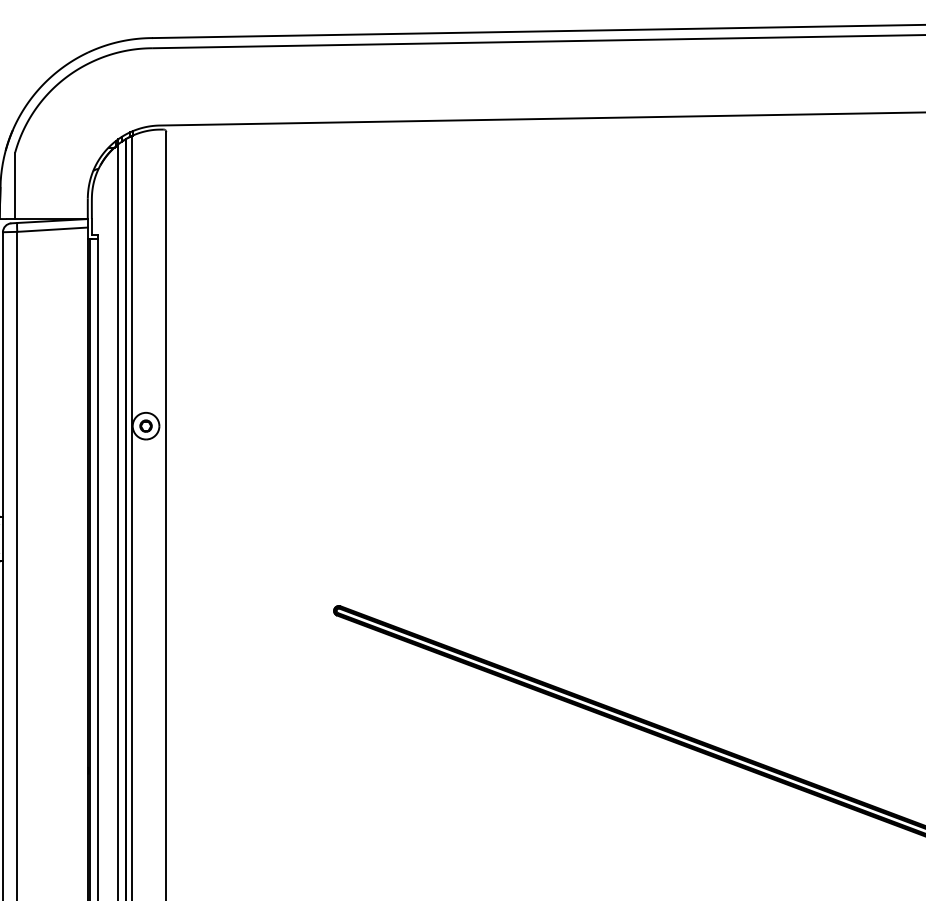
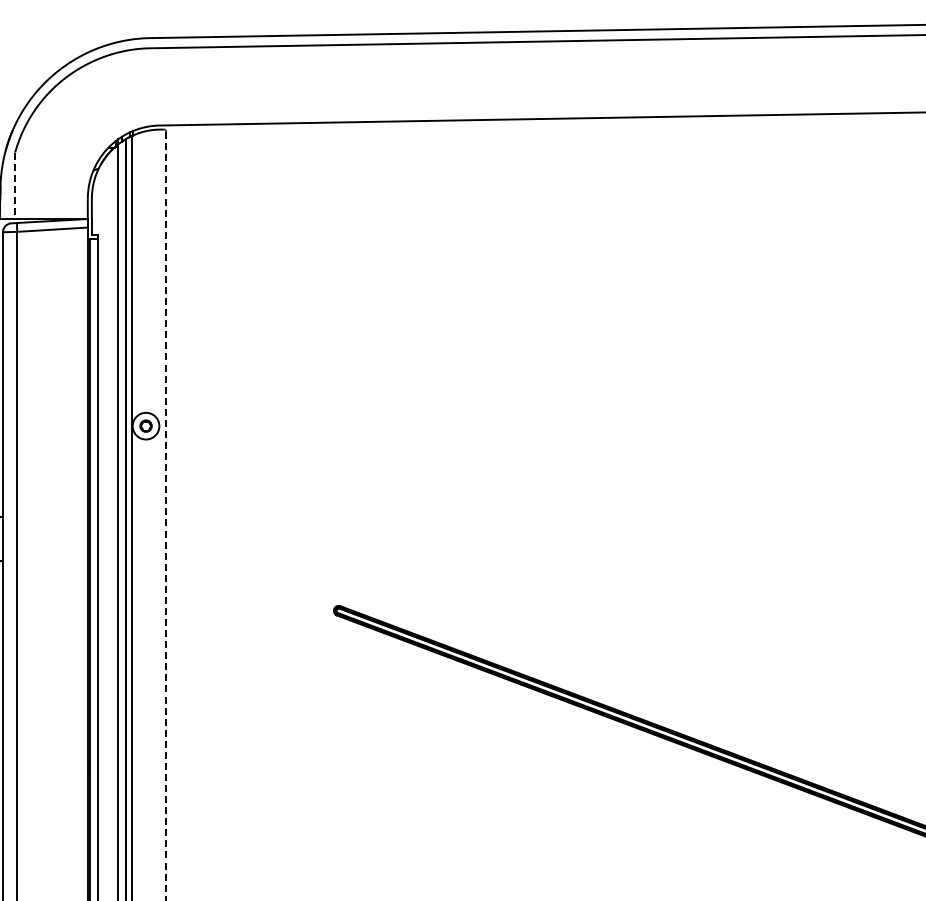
line: solid -> dashed (15, 186)
line: solid -> dashed (166, 516)
